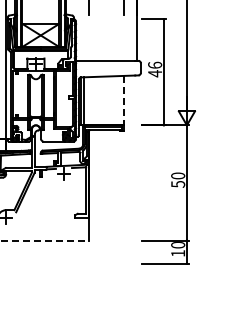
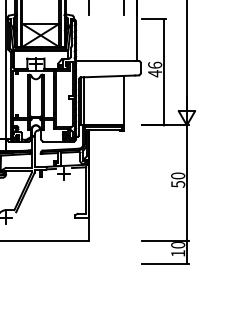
line: dashed -> solid (123, 100)
line: dashed -> solid (45, 240)
